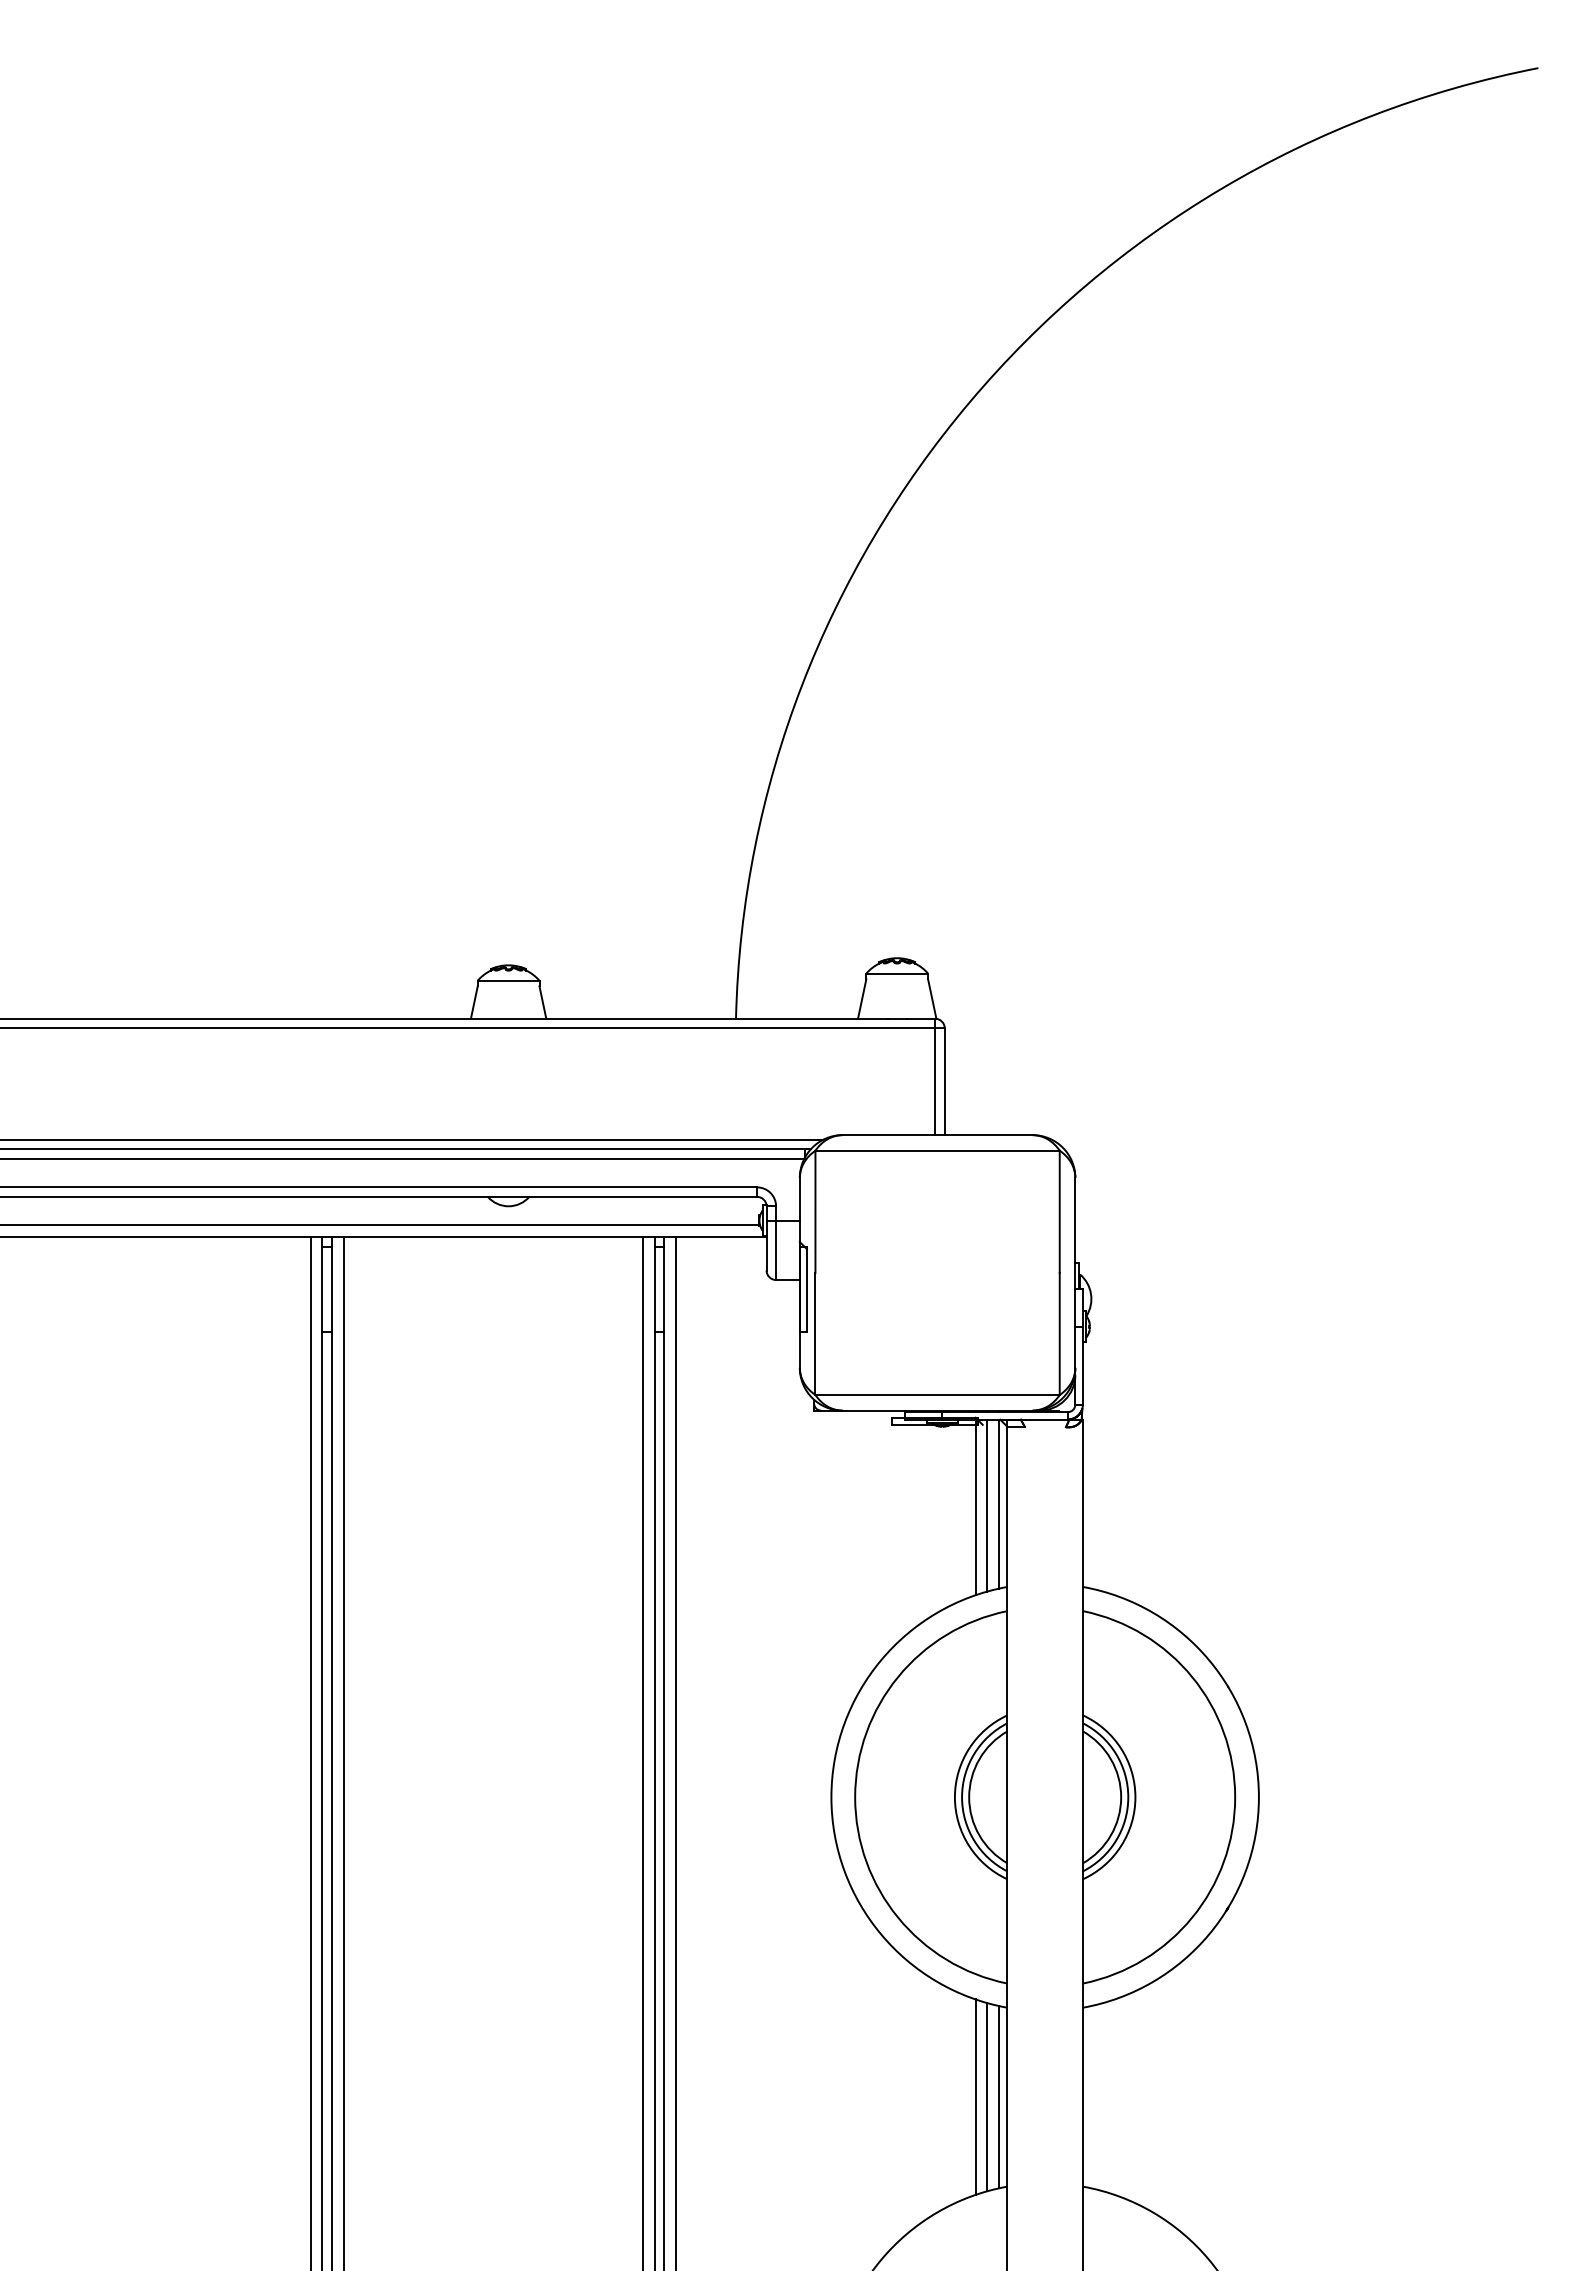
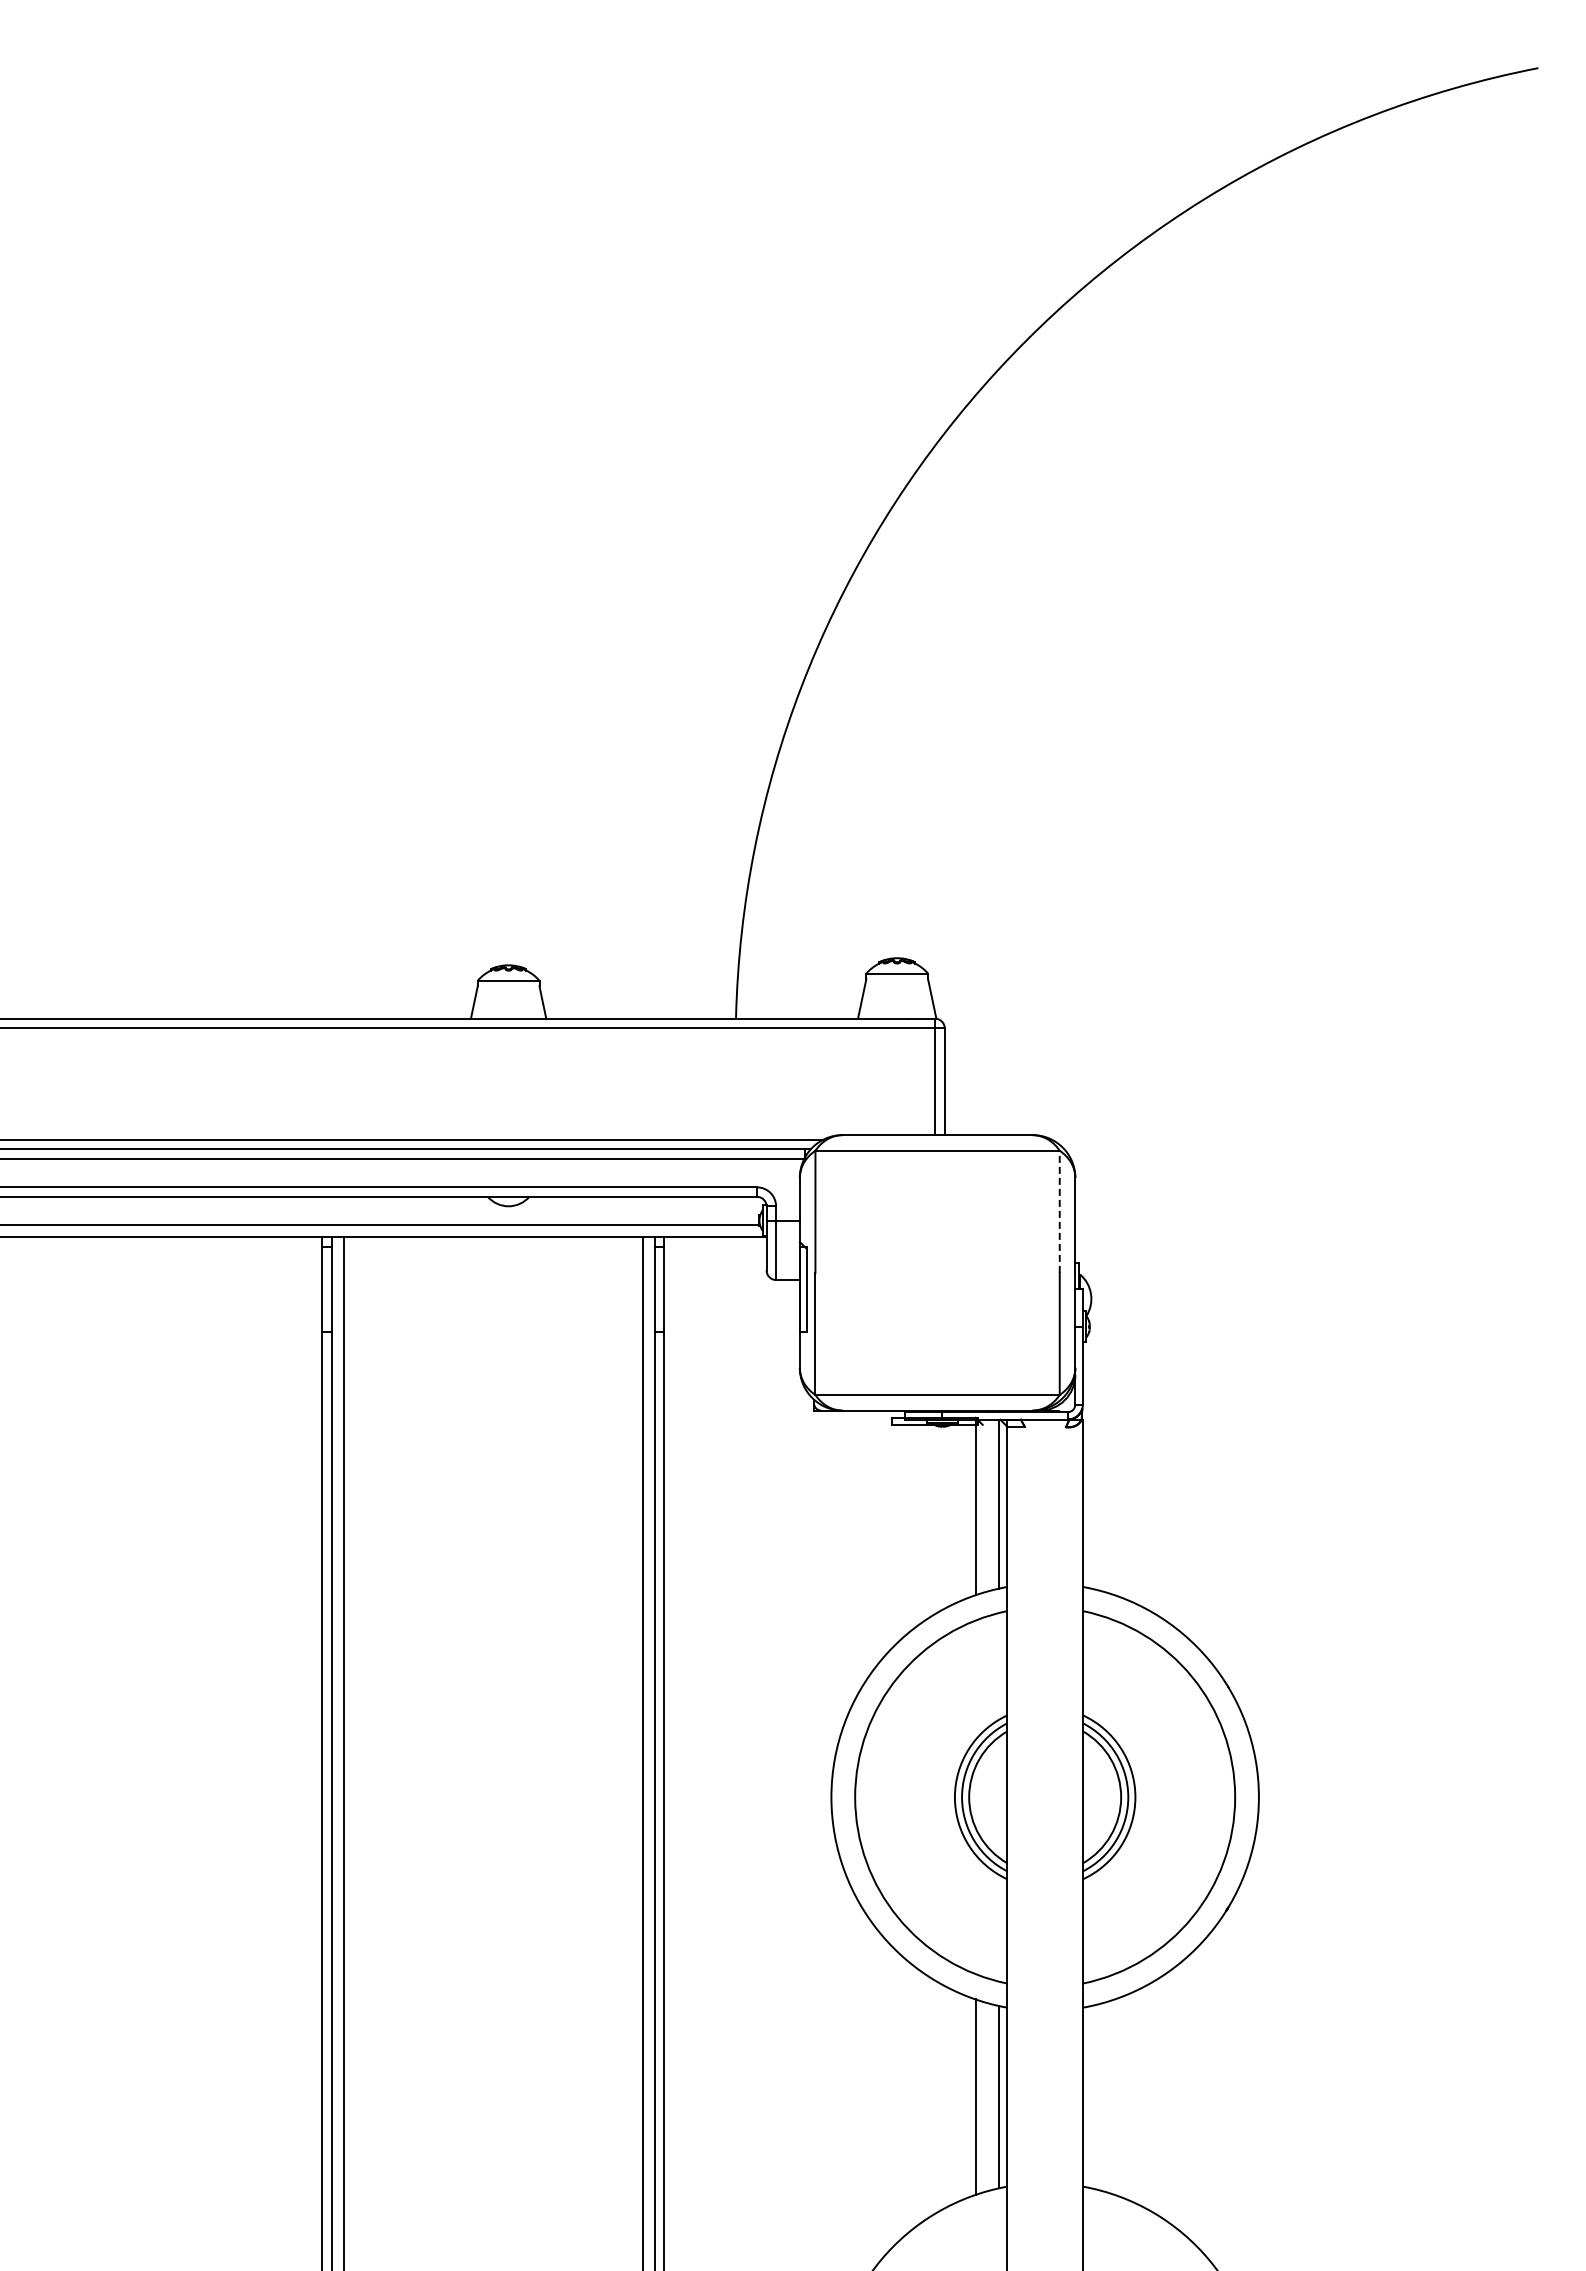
line: solid -> dashed (1059, 1211)
line: present -> none (987, 1505)
line: present -> none (310, 1752)
line: present -> none (676, 1752)
line: present -> none (987, 2097)
